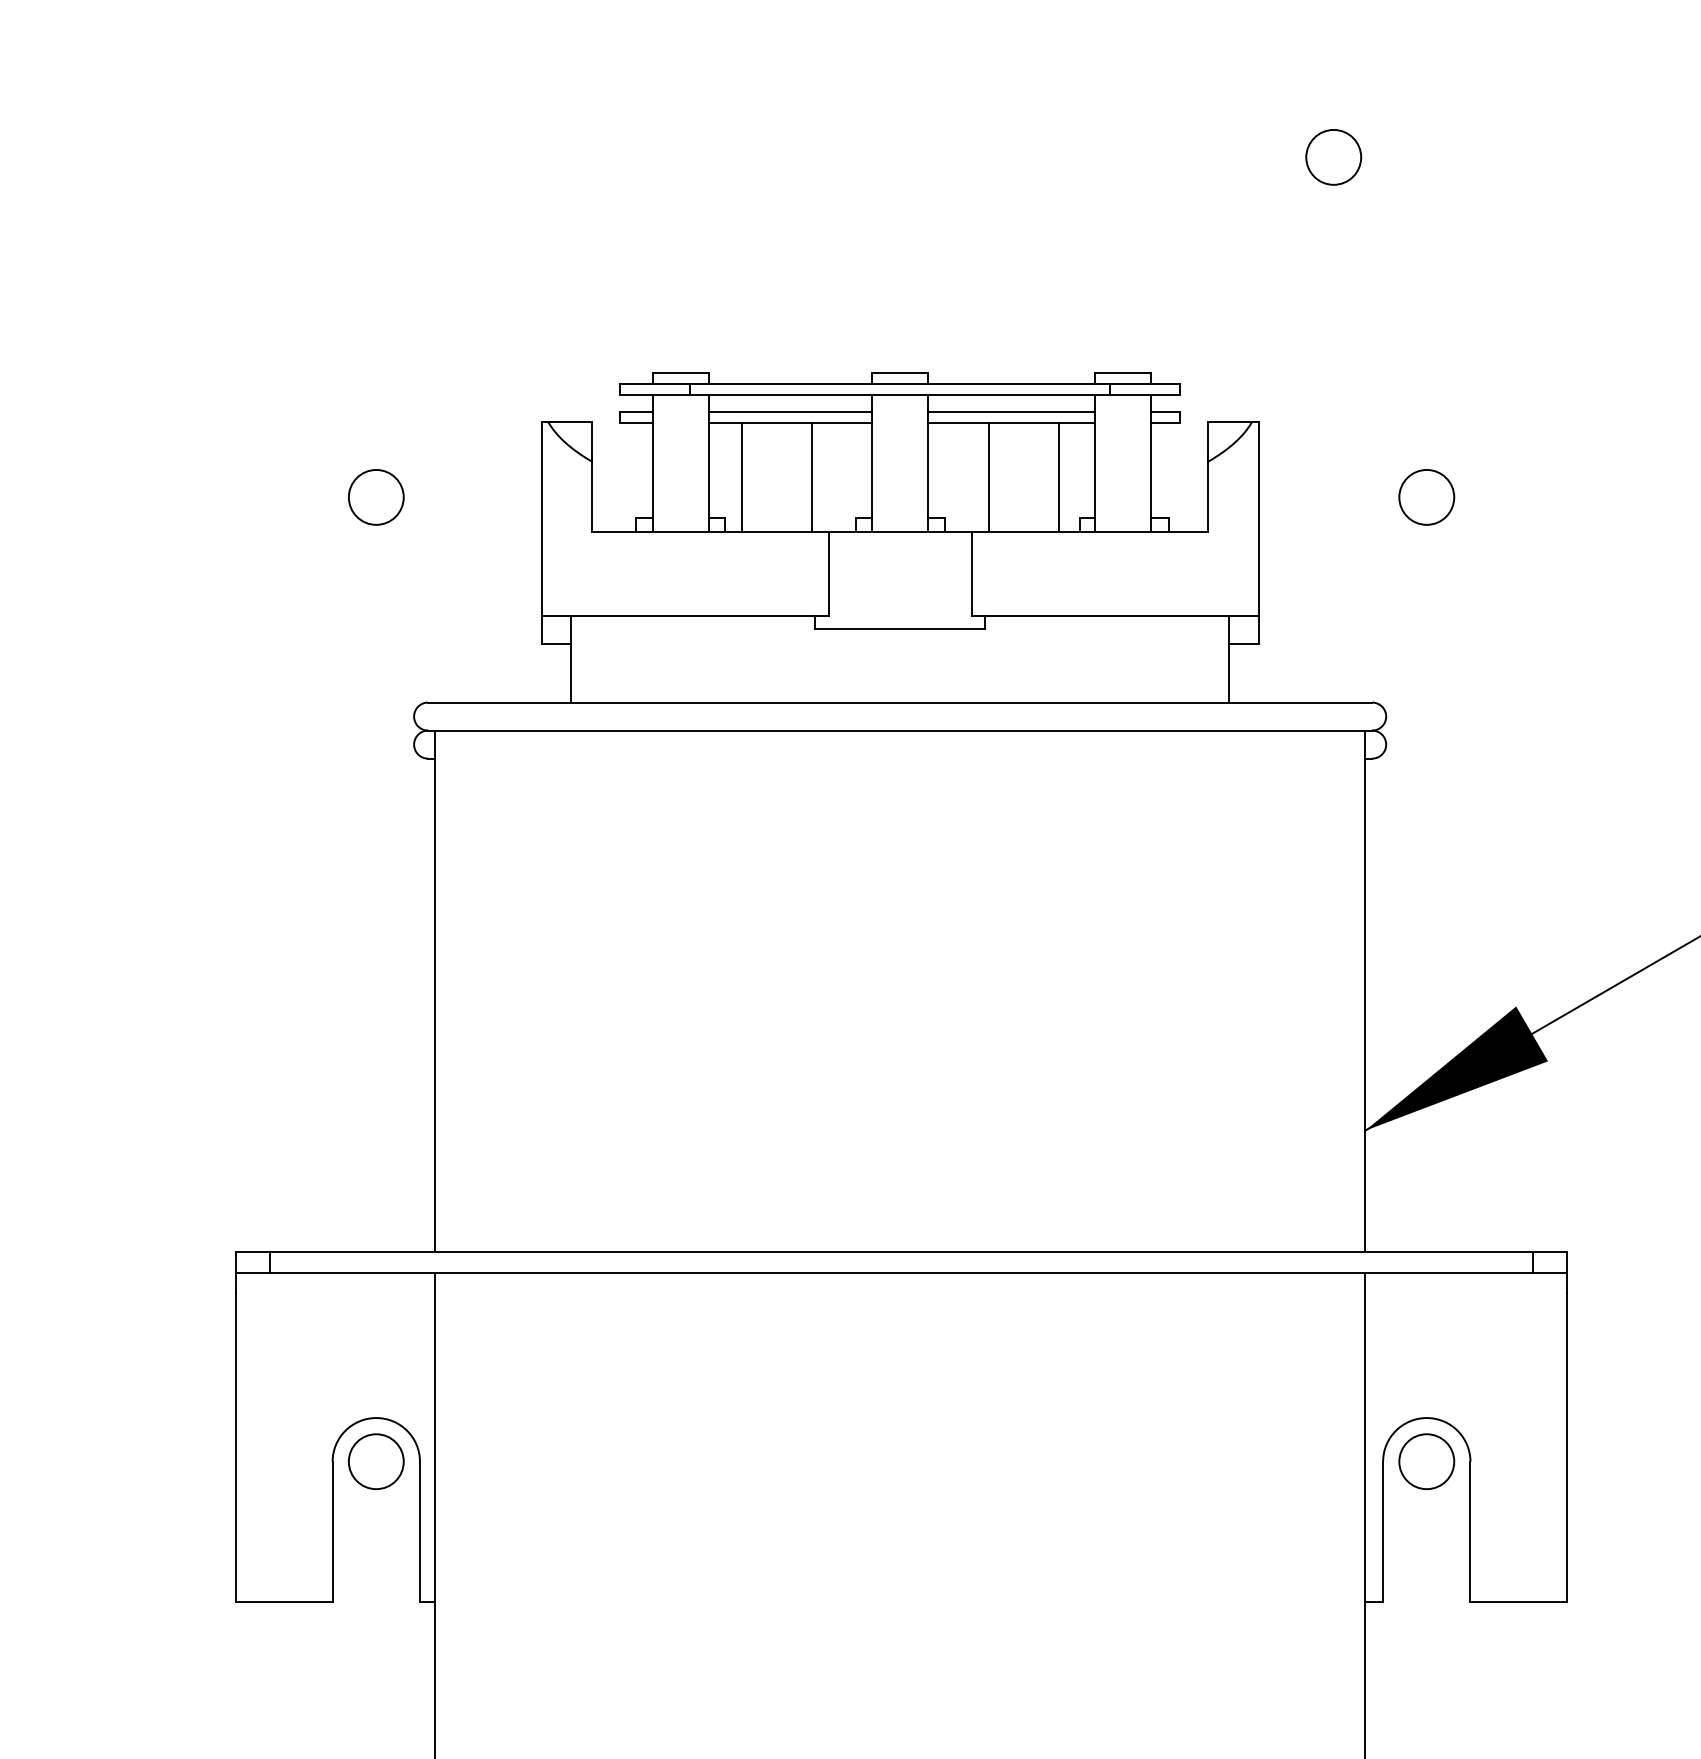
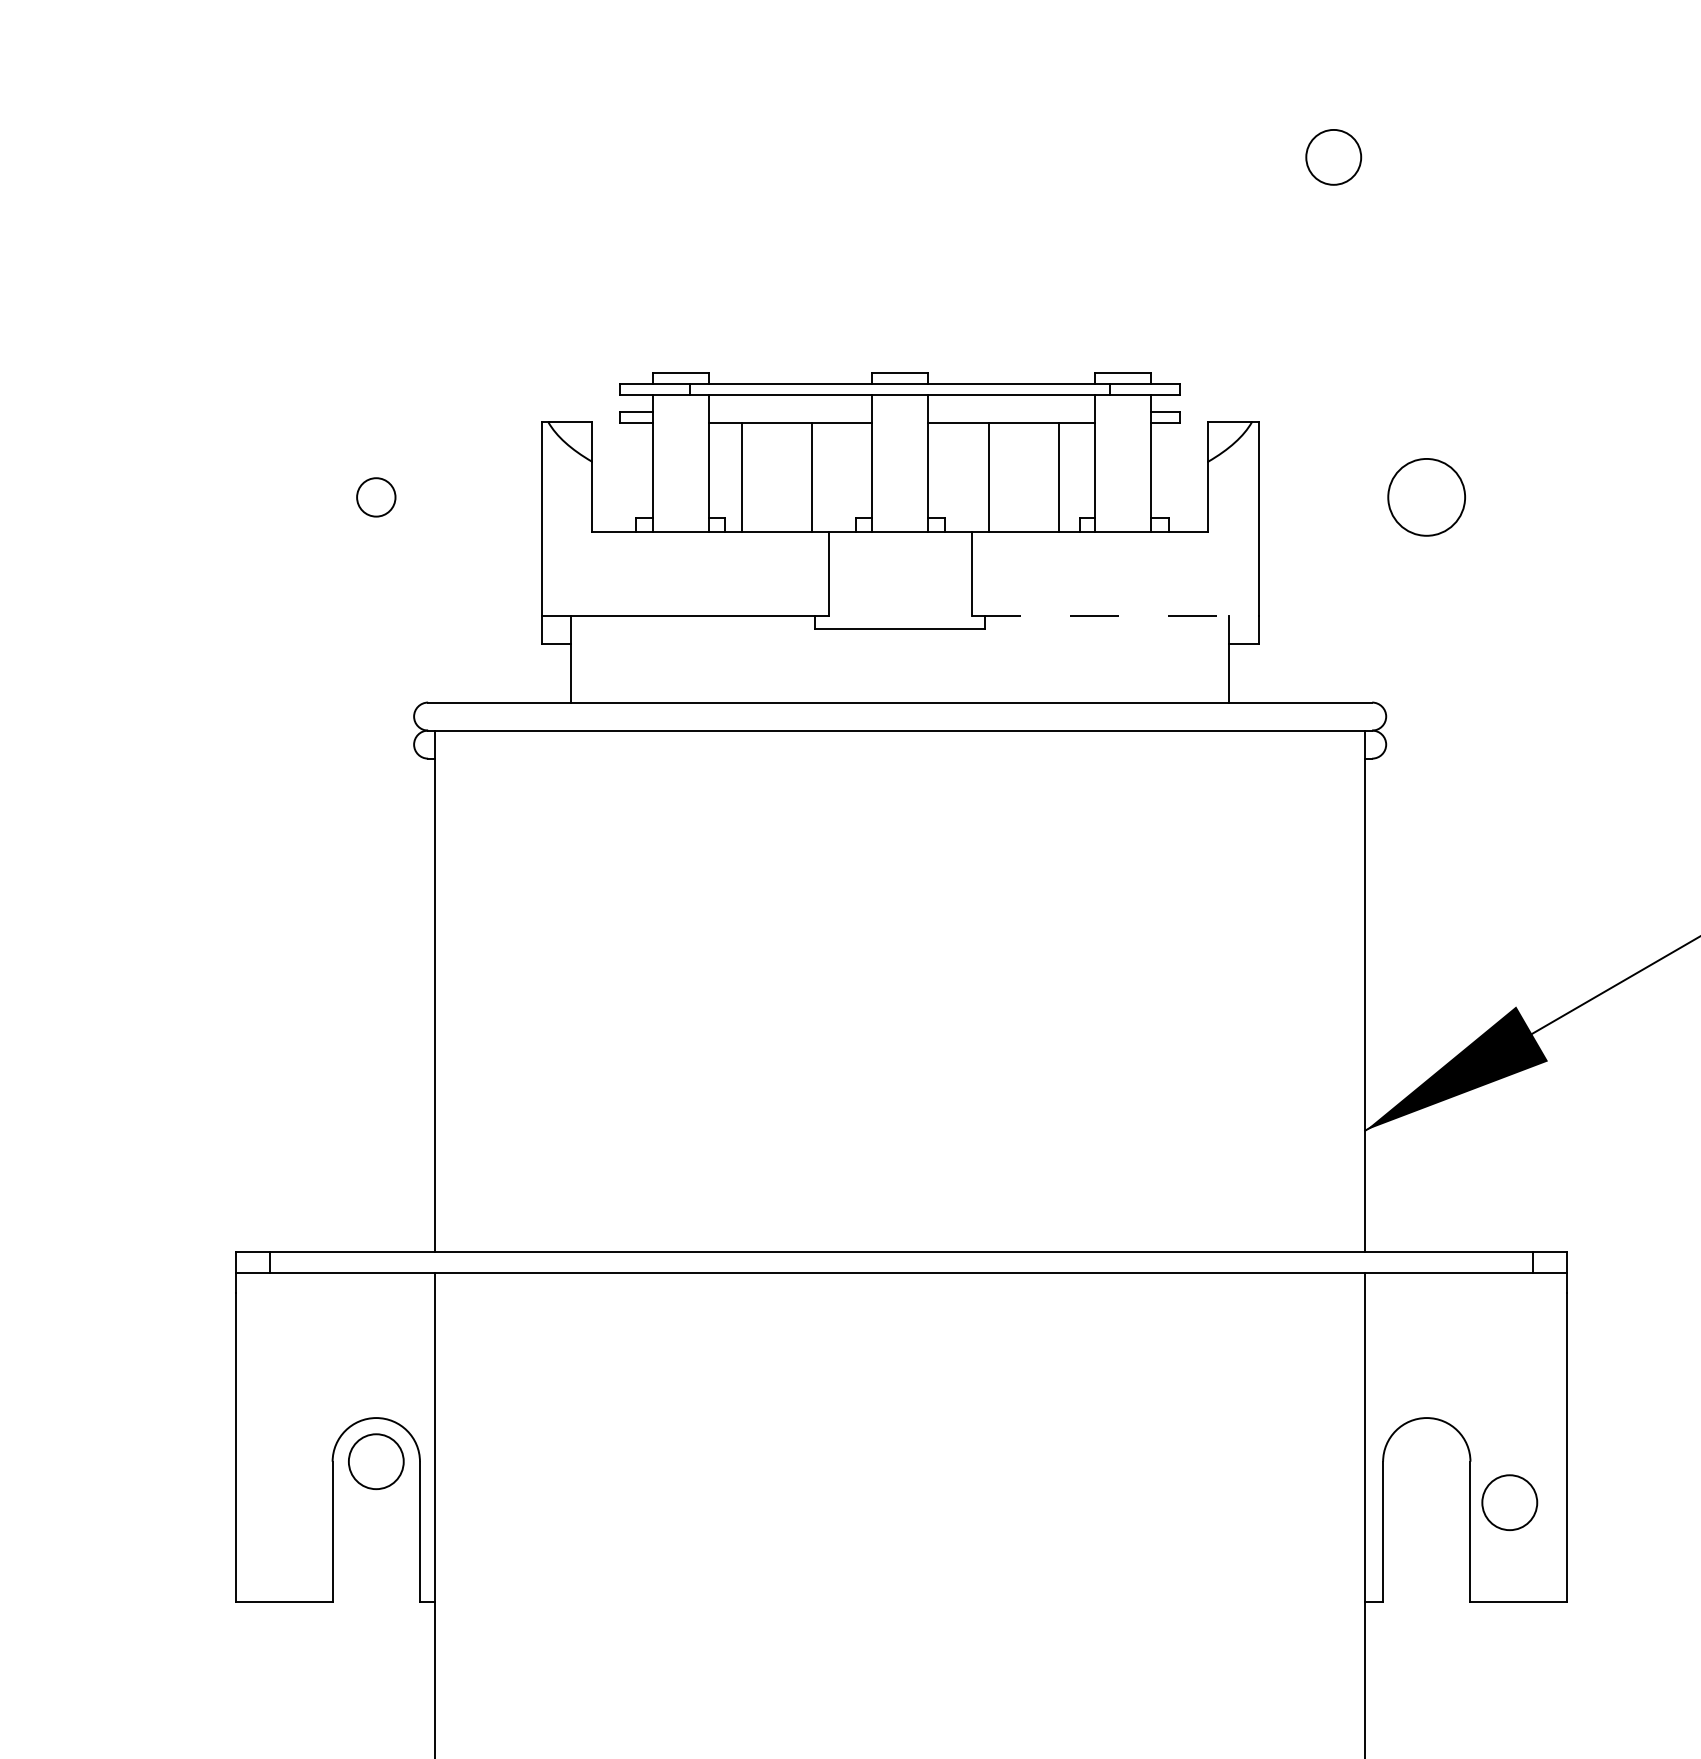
line: present -> none (790, 412)
line: present -> none (1011, 412)
circle diameter: 55 px -> 38 px (376, 497)
circle size: 58x57 px -> 79x79 px (1426, 497)
line: solid -> dashed (1115, 615)
circle position: (1426, 1461) -> (1509, 1502) (1509, 1502)
